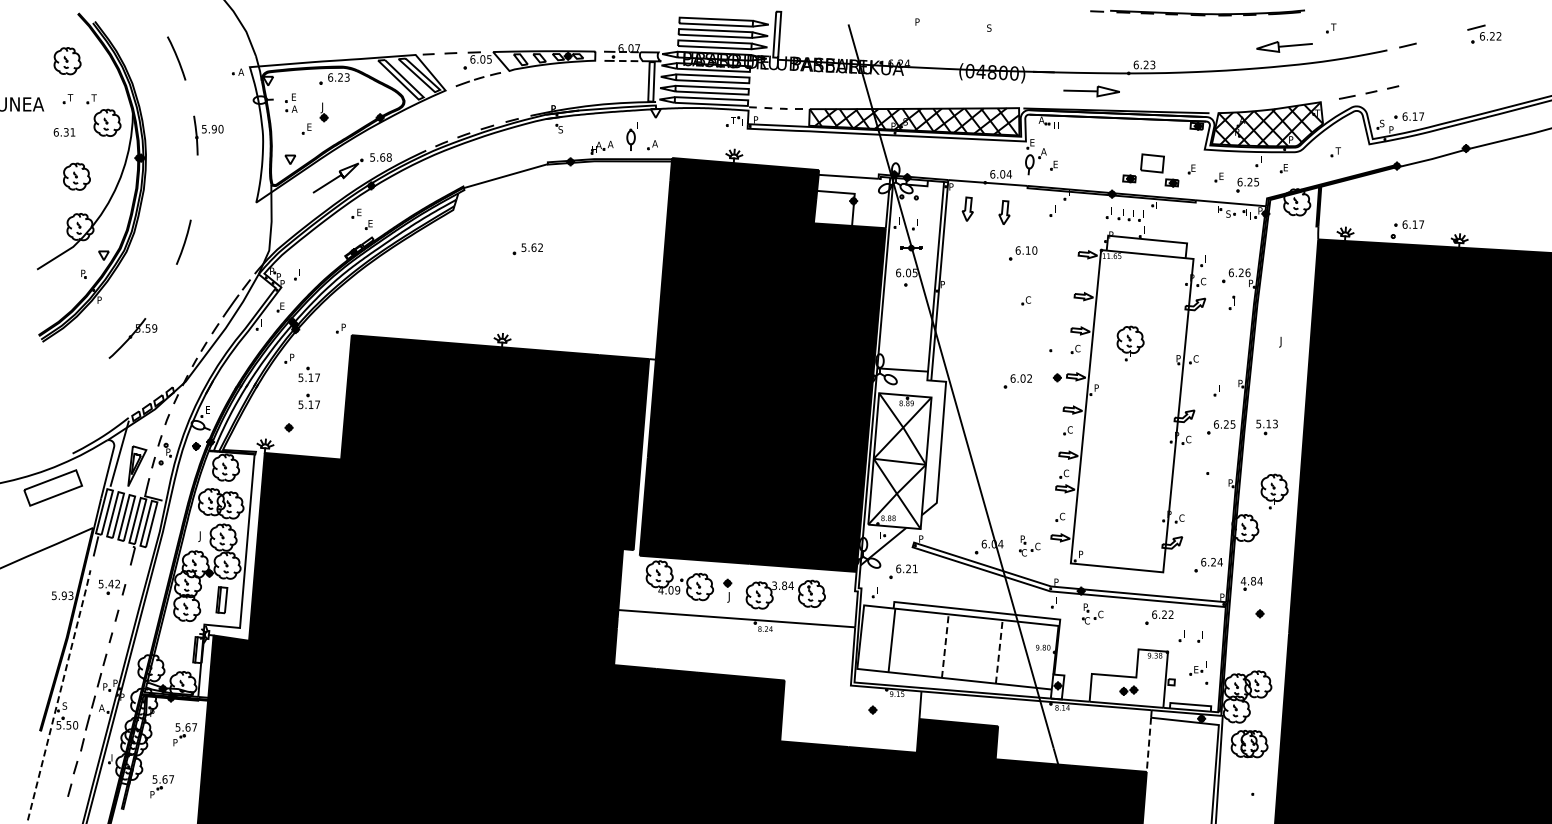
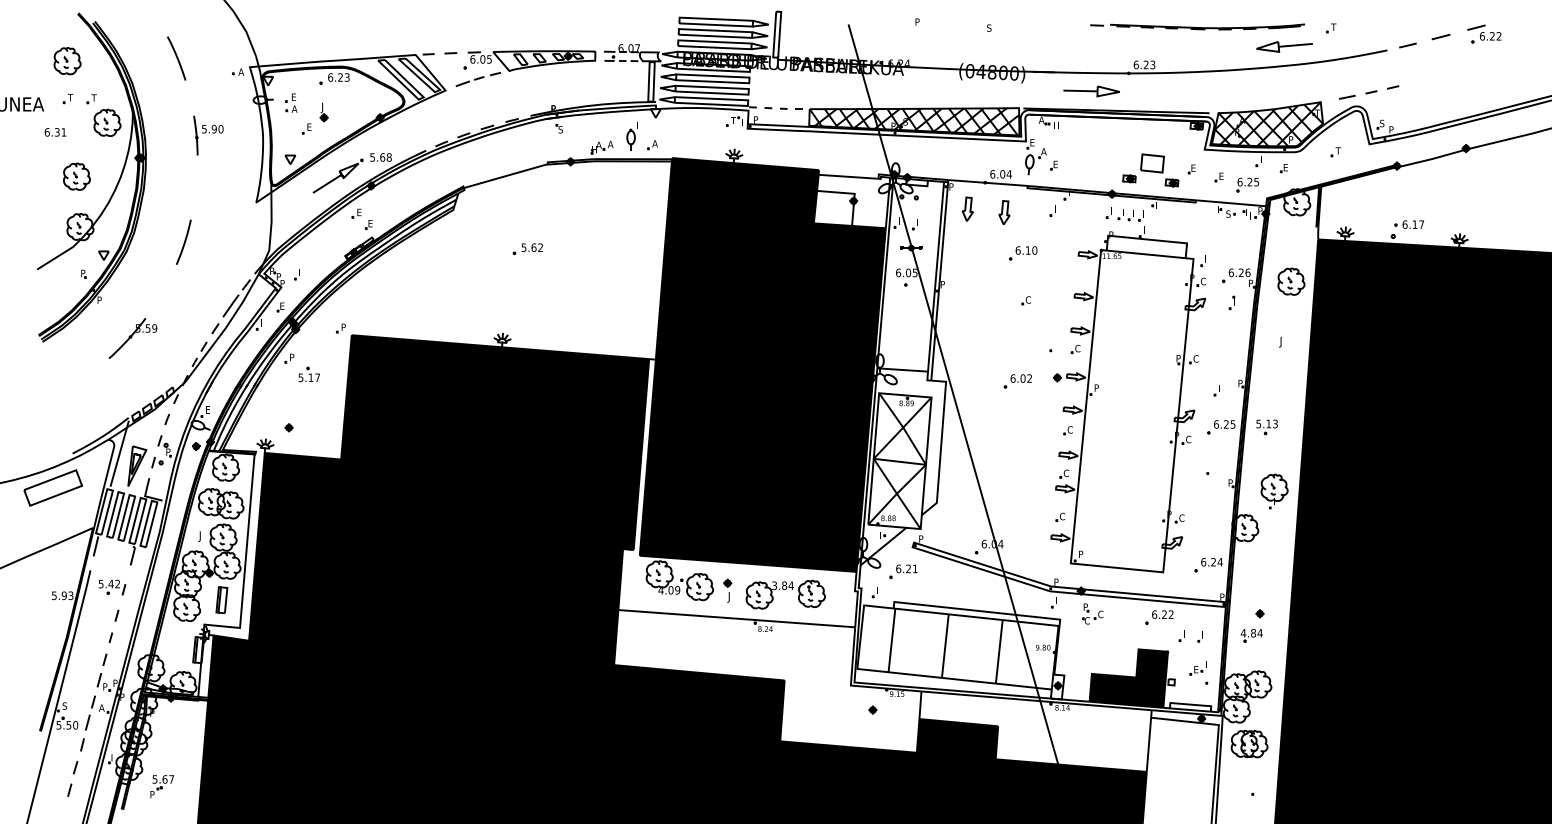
part position: (1197, 12) -> (1197, 26) (1197, 26)
line: none -> present (1440, 36)
part: present -> none (1408, 116)
text position: (64, 132) -> (55, 132) (55, 132)
part: none -> present (1291, 281)
part: present -> none (1130, 343)
part: present -> none (308, 401)
part: present -> none (1029, 545)
part position: (1251, 583) -> (1251, 635) (1251, 635)
line: dashed -> solid (945, 646)
line: dashed -> solid (999, 651)
fill: none -> present (1128, 678)
line: dashed -> solid (59, 696)
part: present -> none (184, 734)
line: dashed -> solid (1148, 745)
